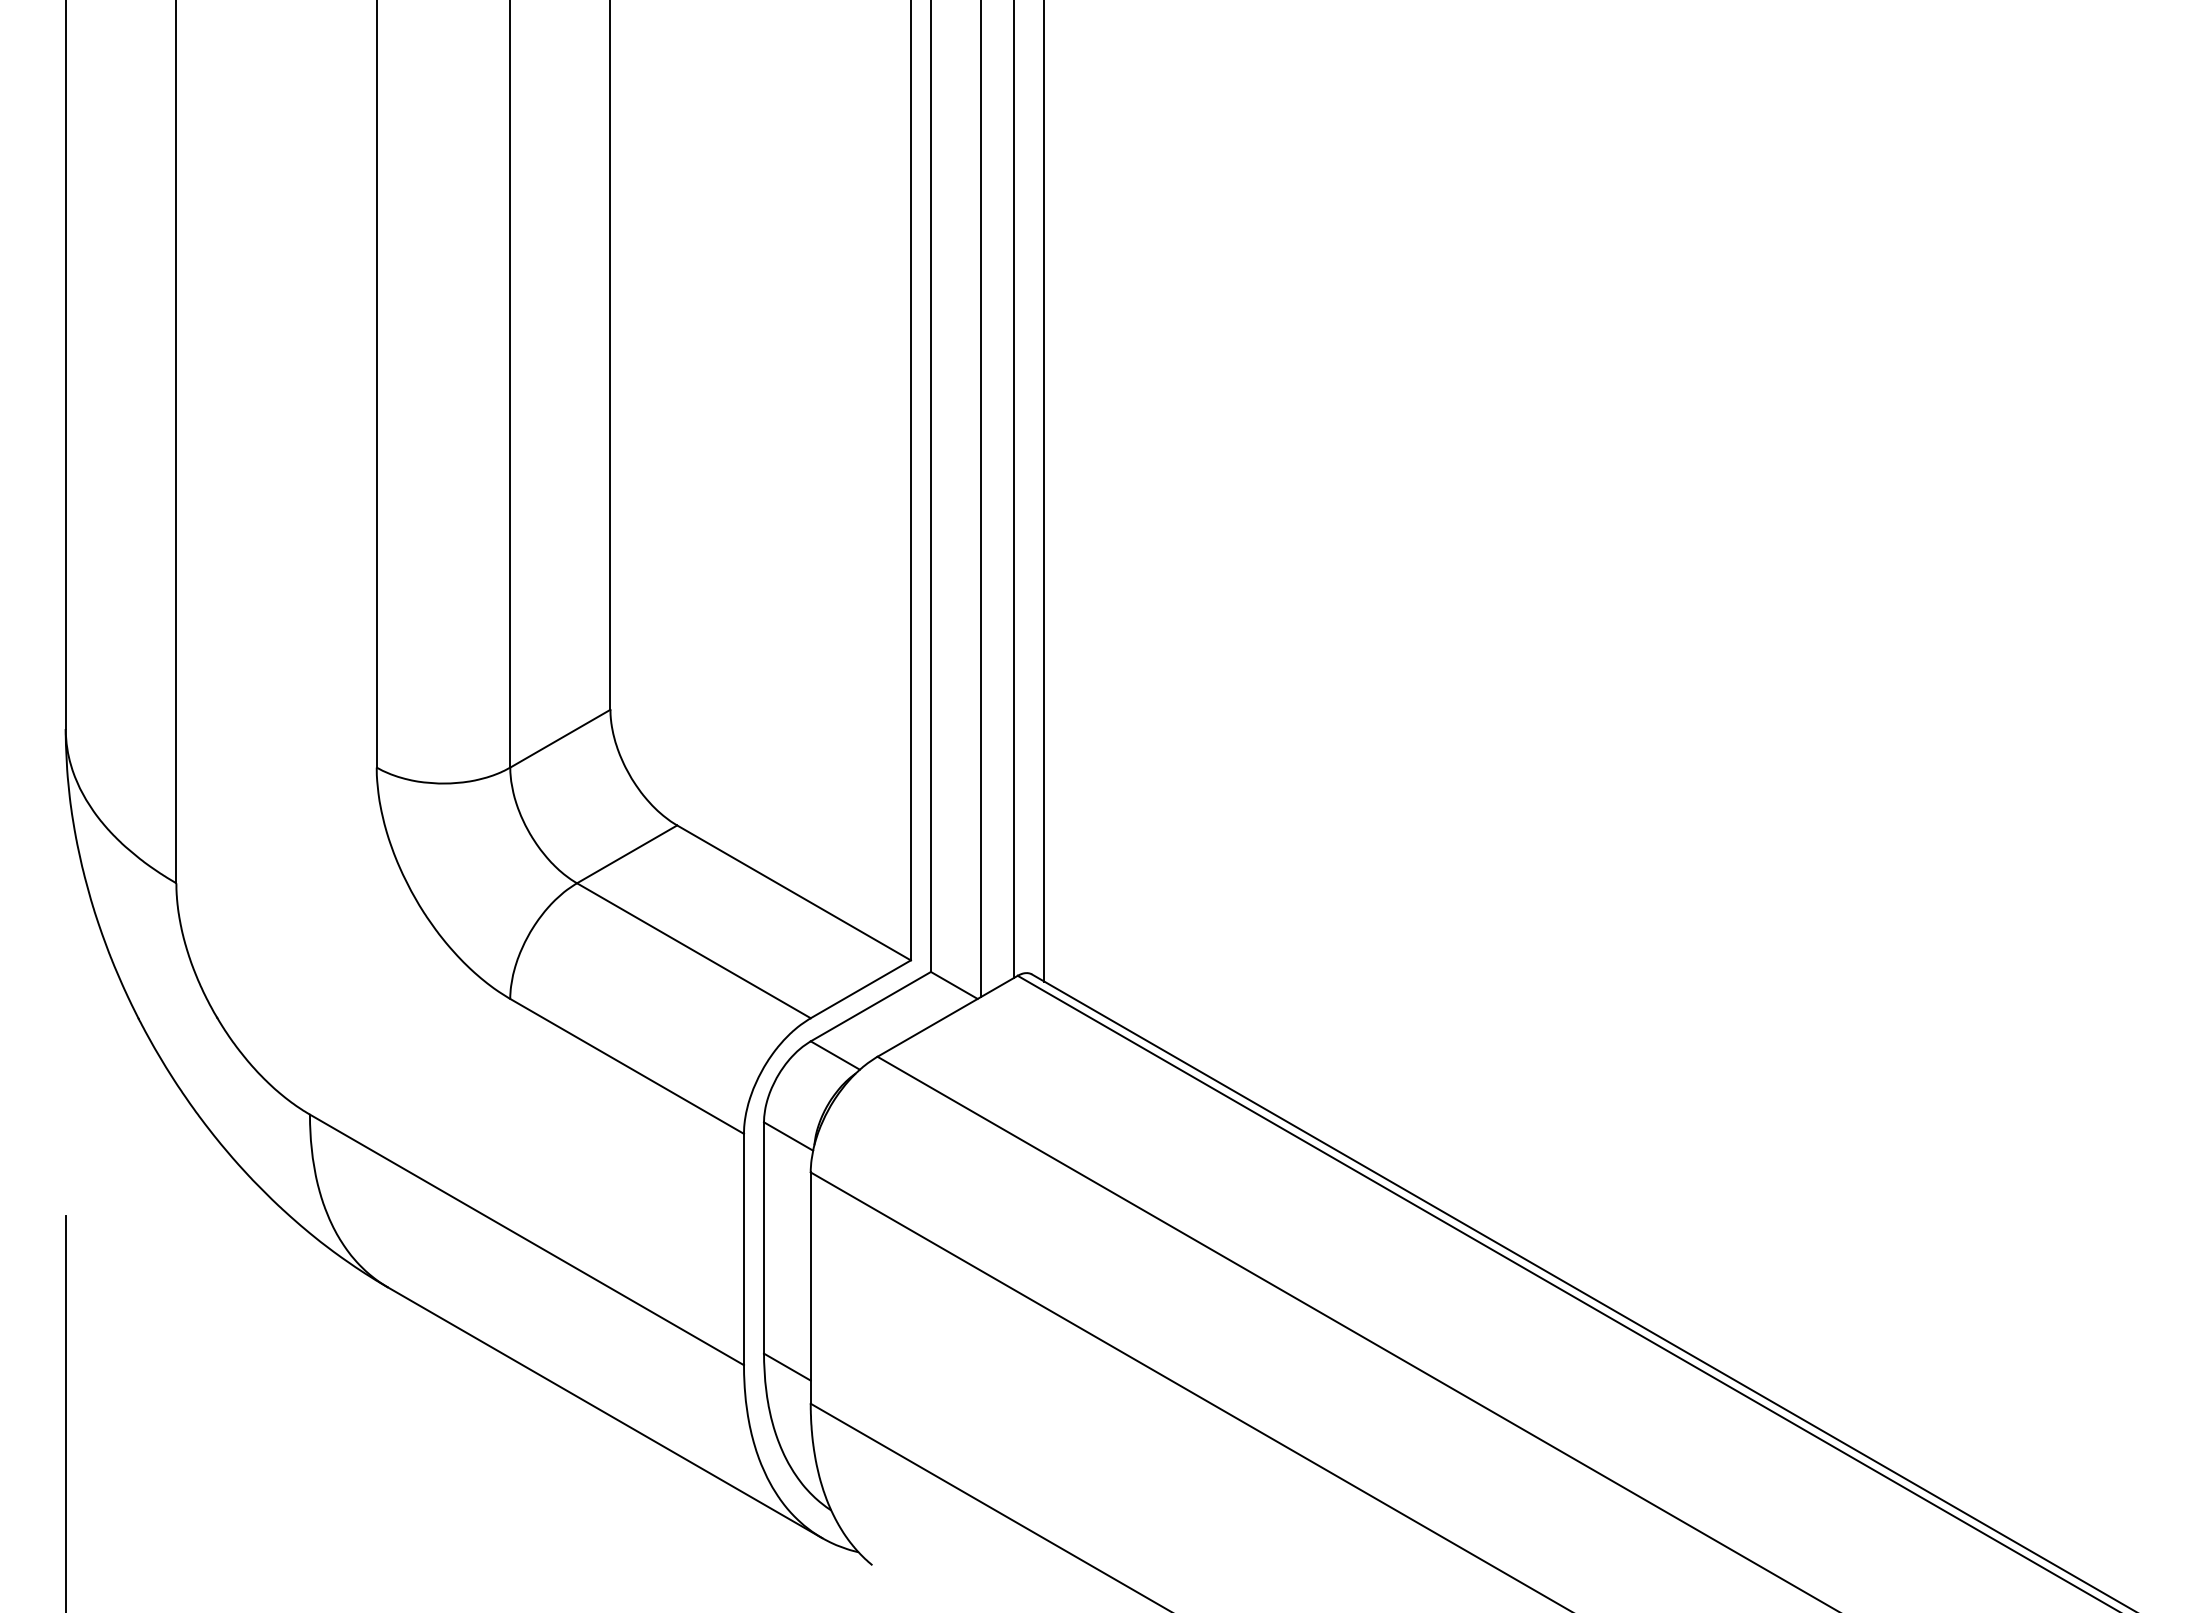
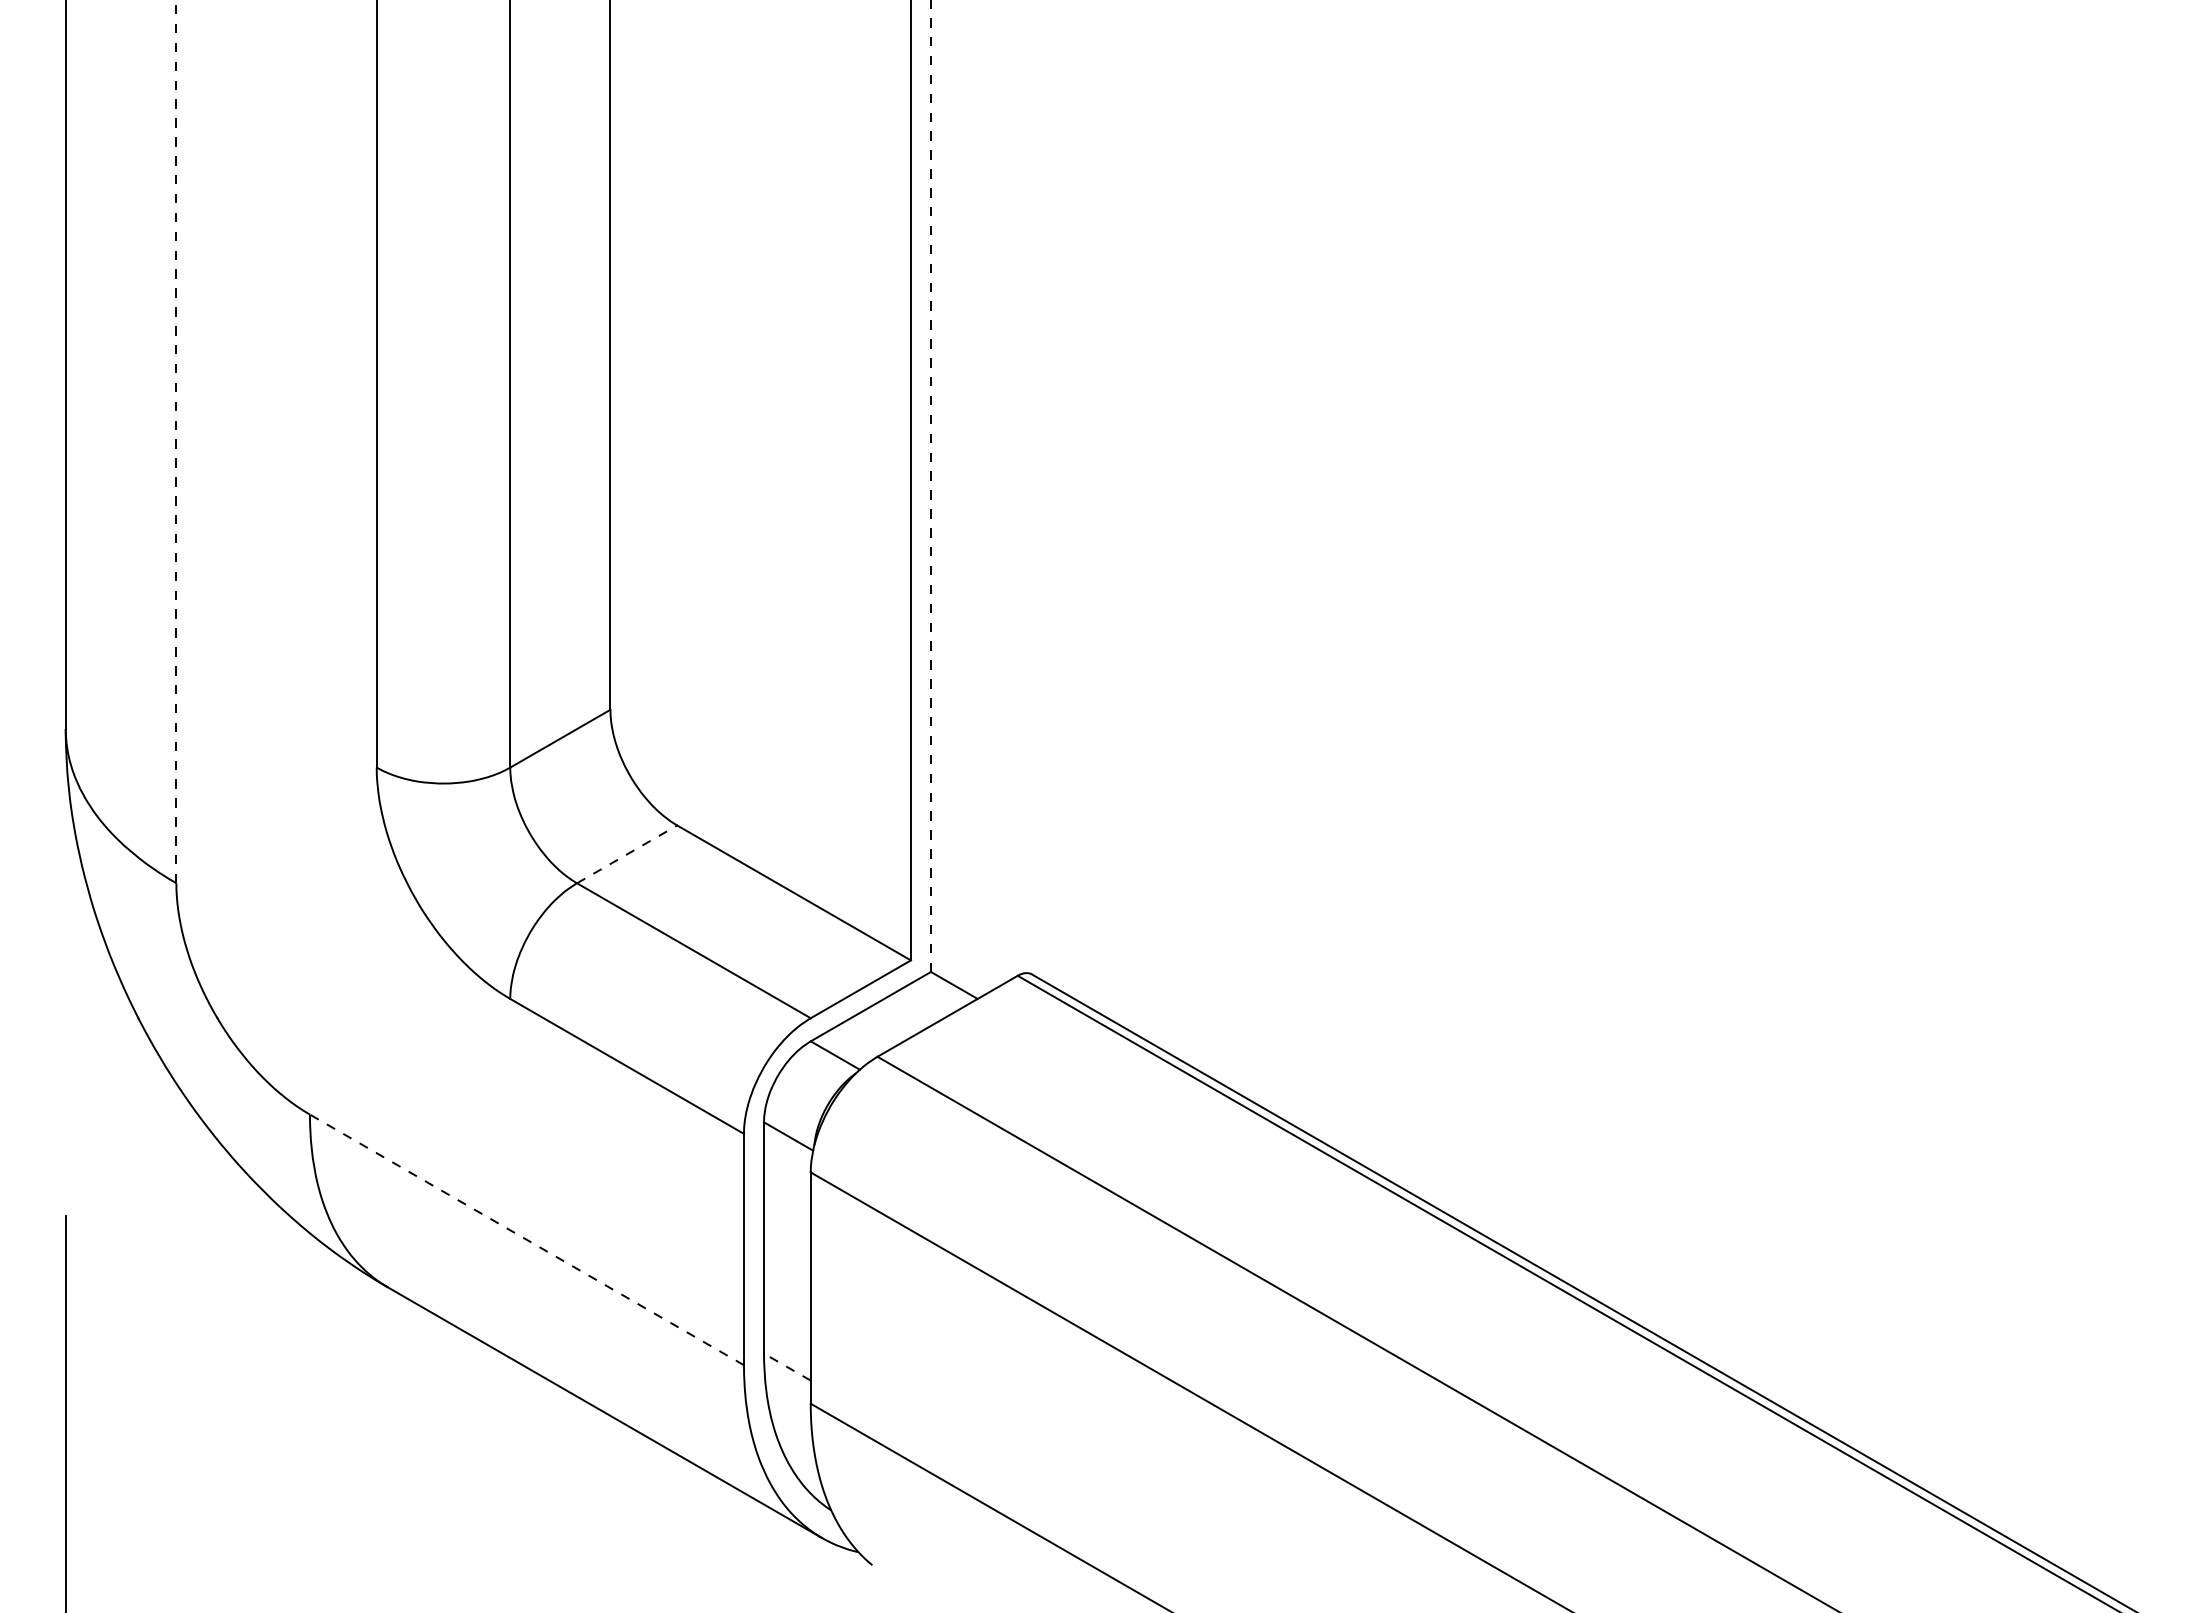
line: solid -> dashed (176, 441)
line: solid -> dashed (930, 486)
line: present -> none (1014, 489)
line: present -> none (1044, 491)
line: present -> none (981, 499)
line: solid -> dashed (627, 854)
line: solid -> dashed (526, 1239)
line: solid -> dashed (787, 1367)
